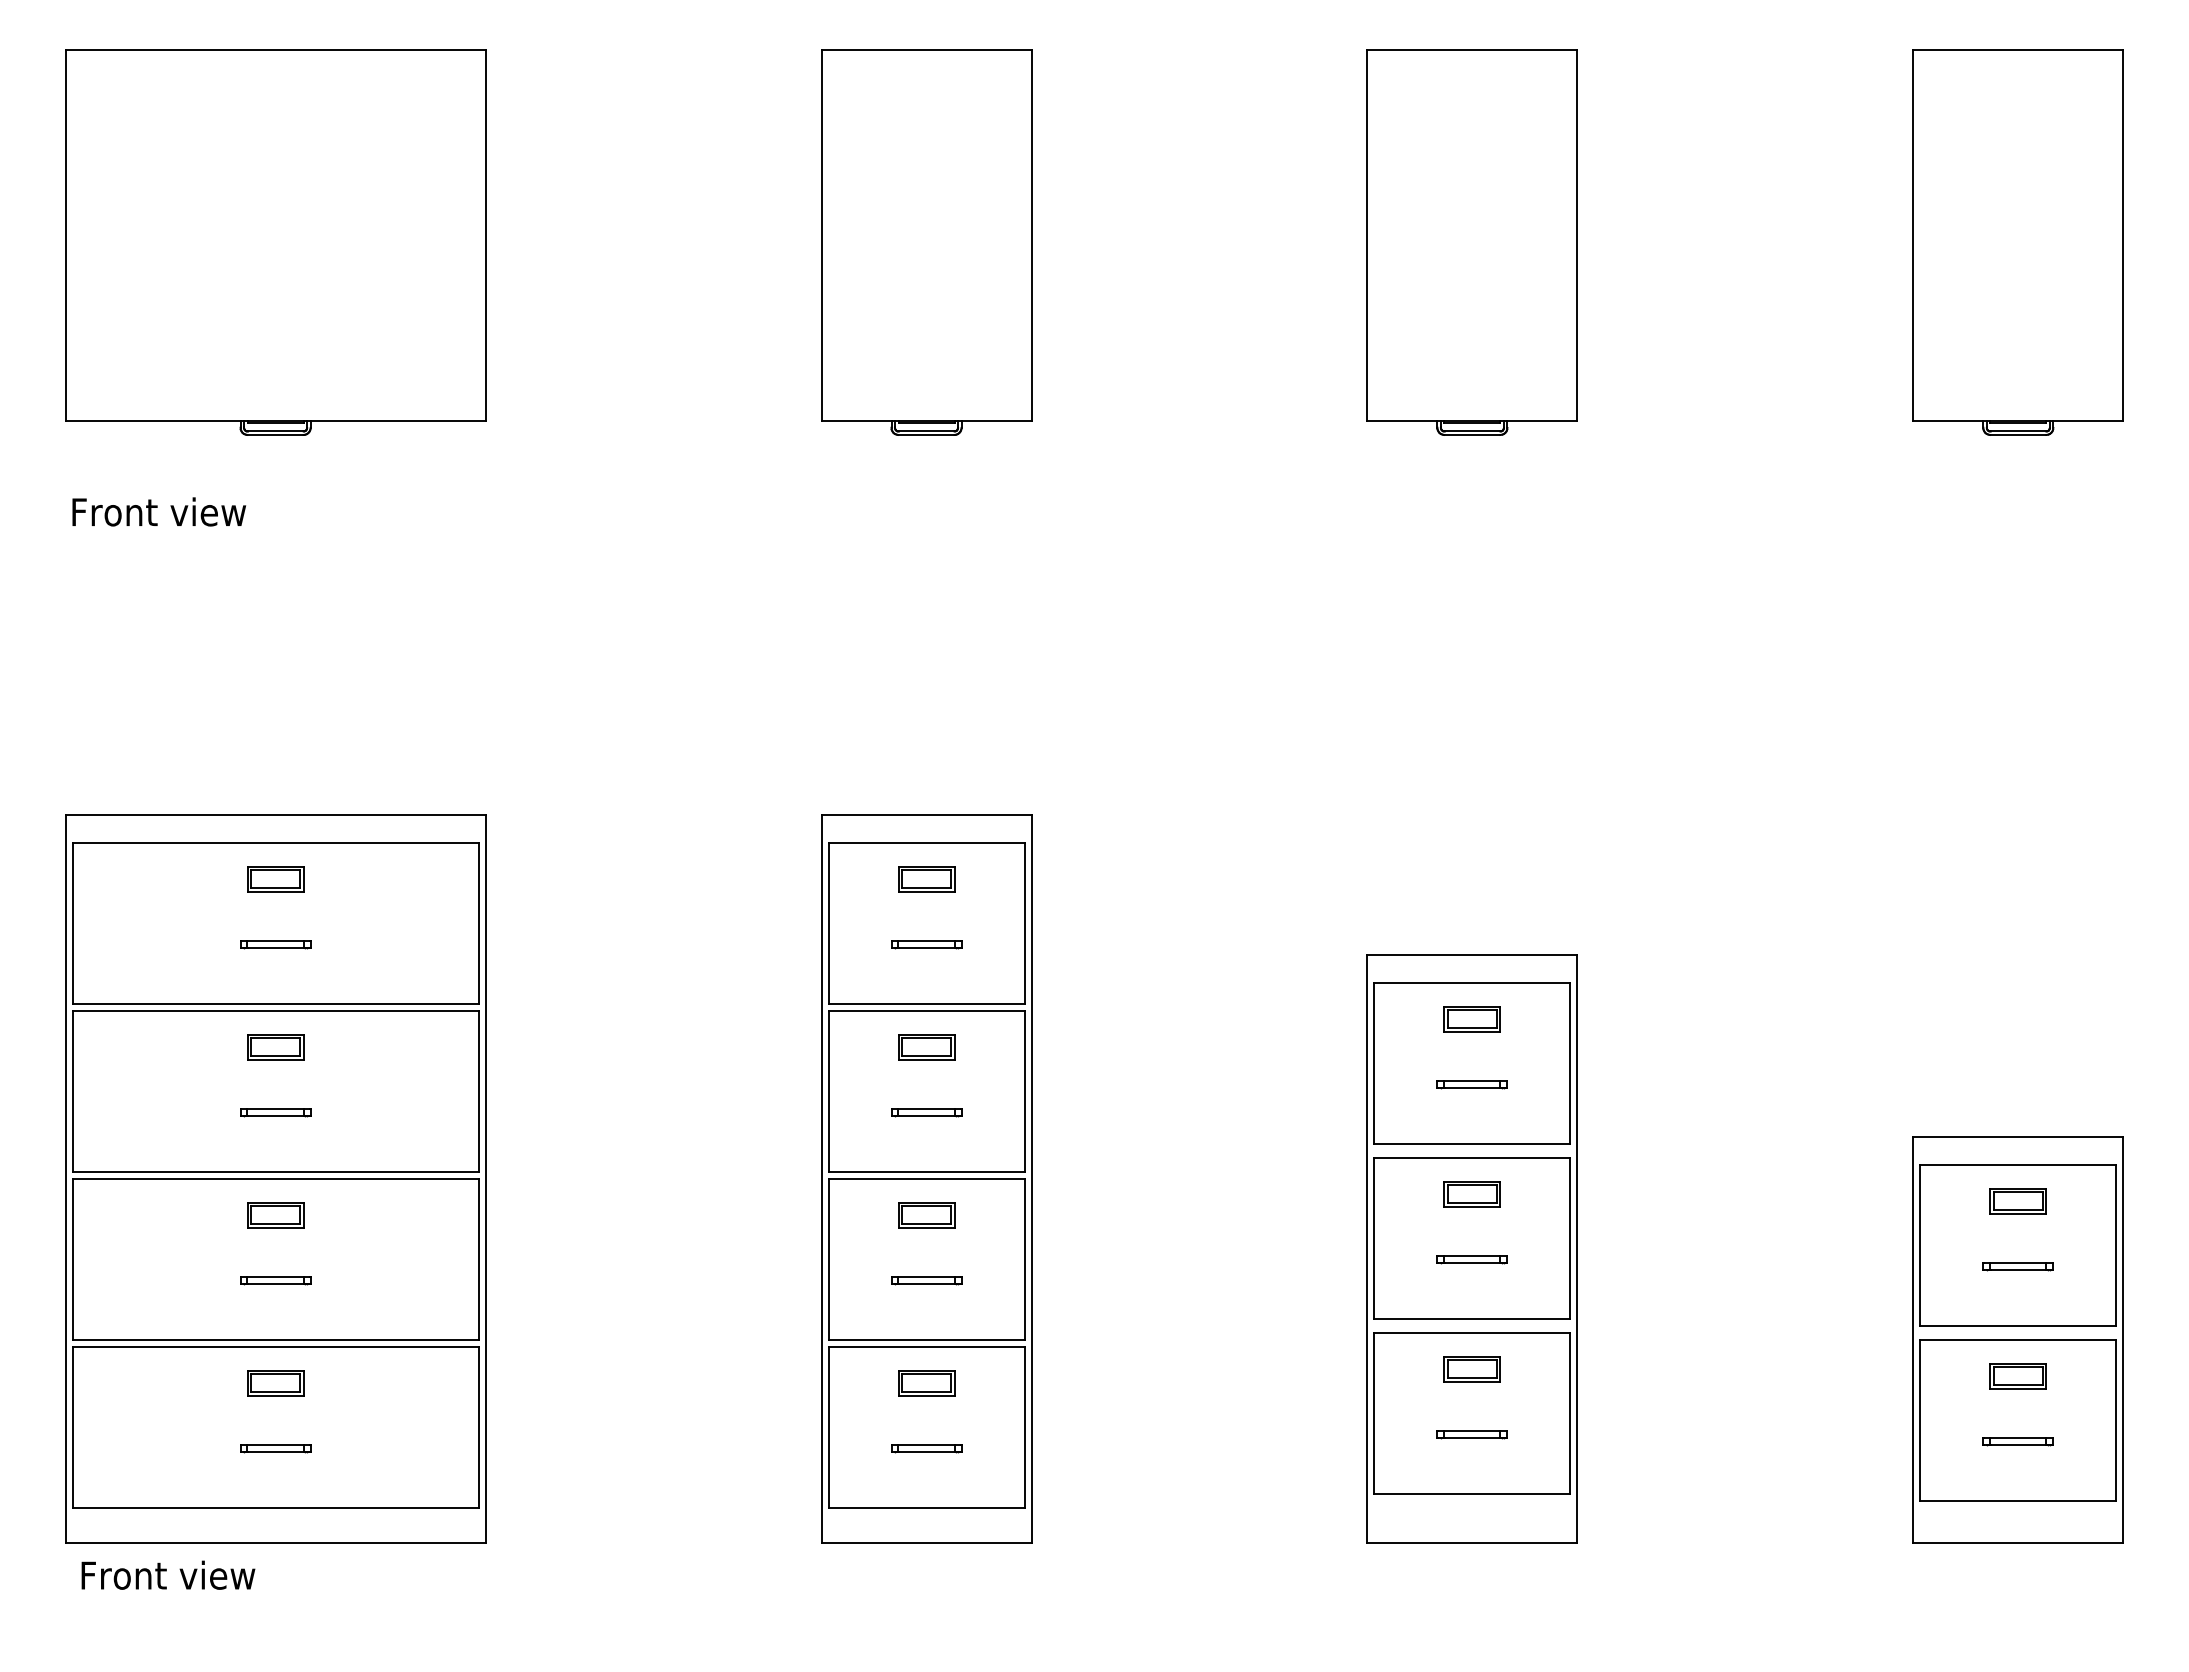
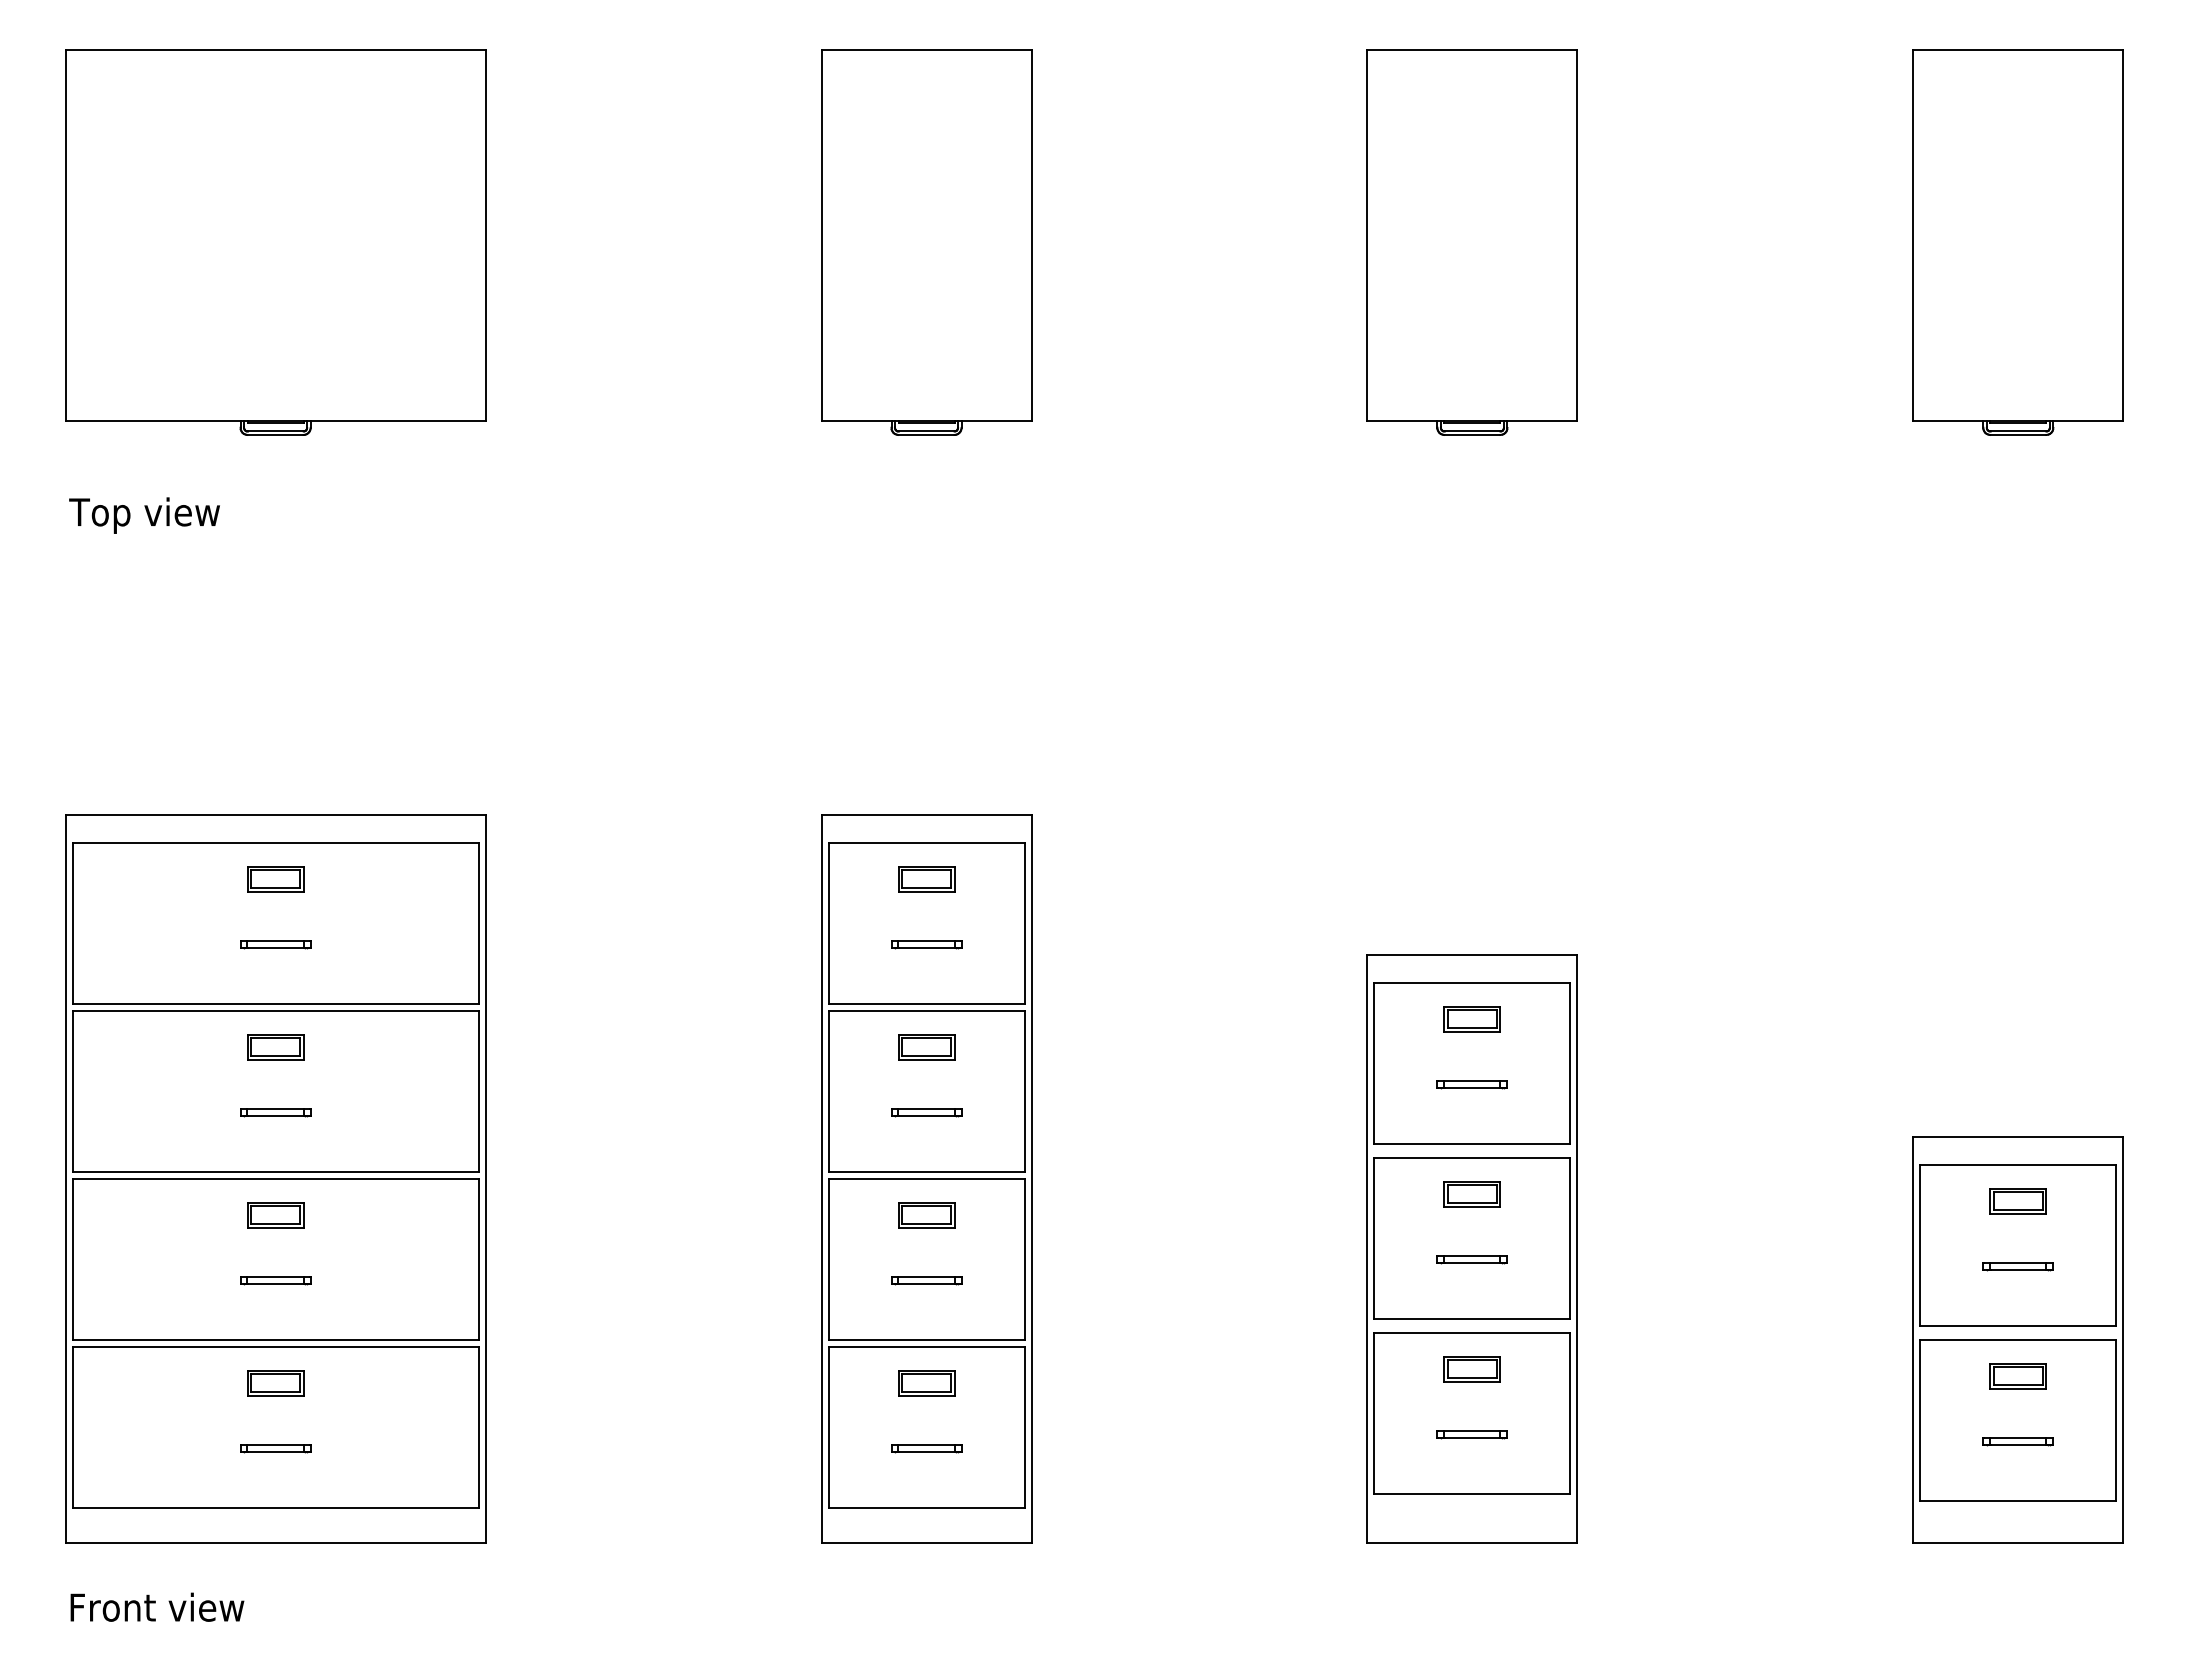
text: Front view -> Top view (157, 515)
text position: (168, 1574) -> (157, 1606) (157, 1606)
